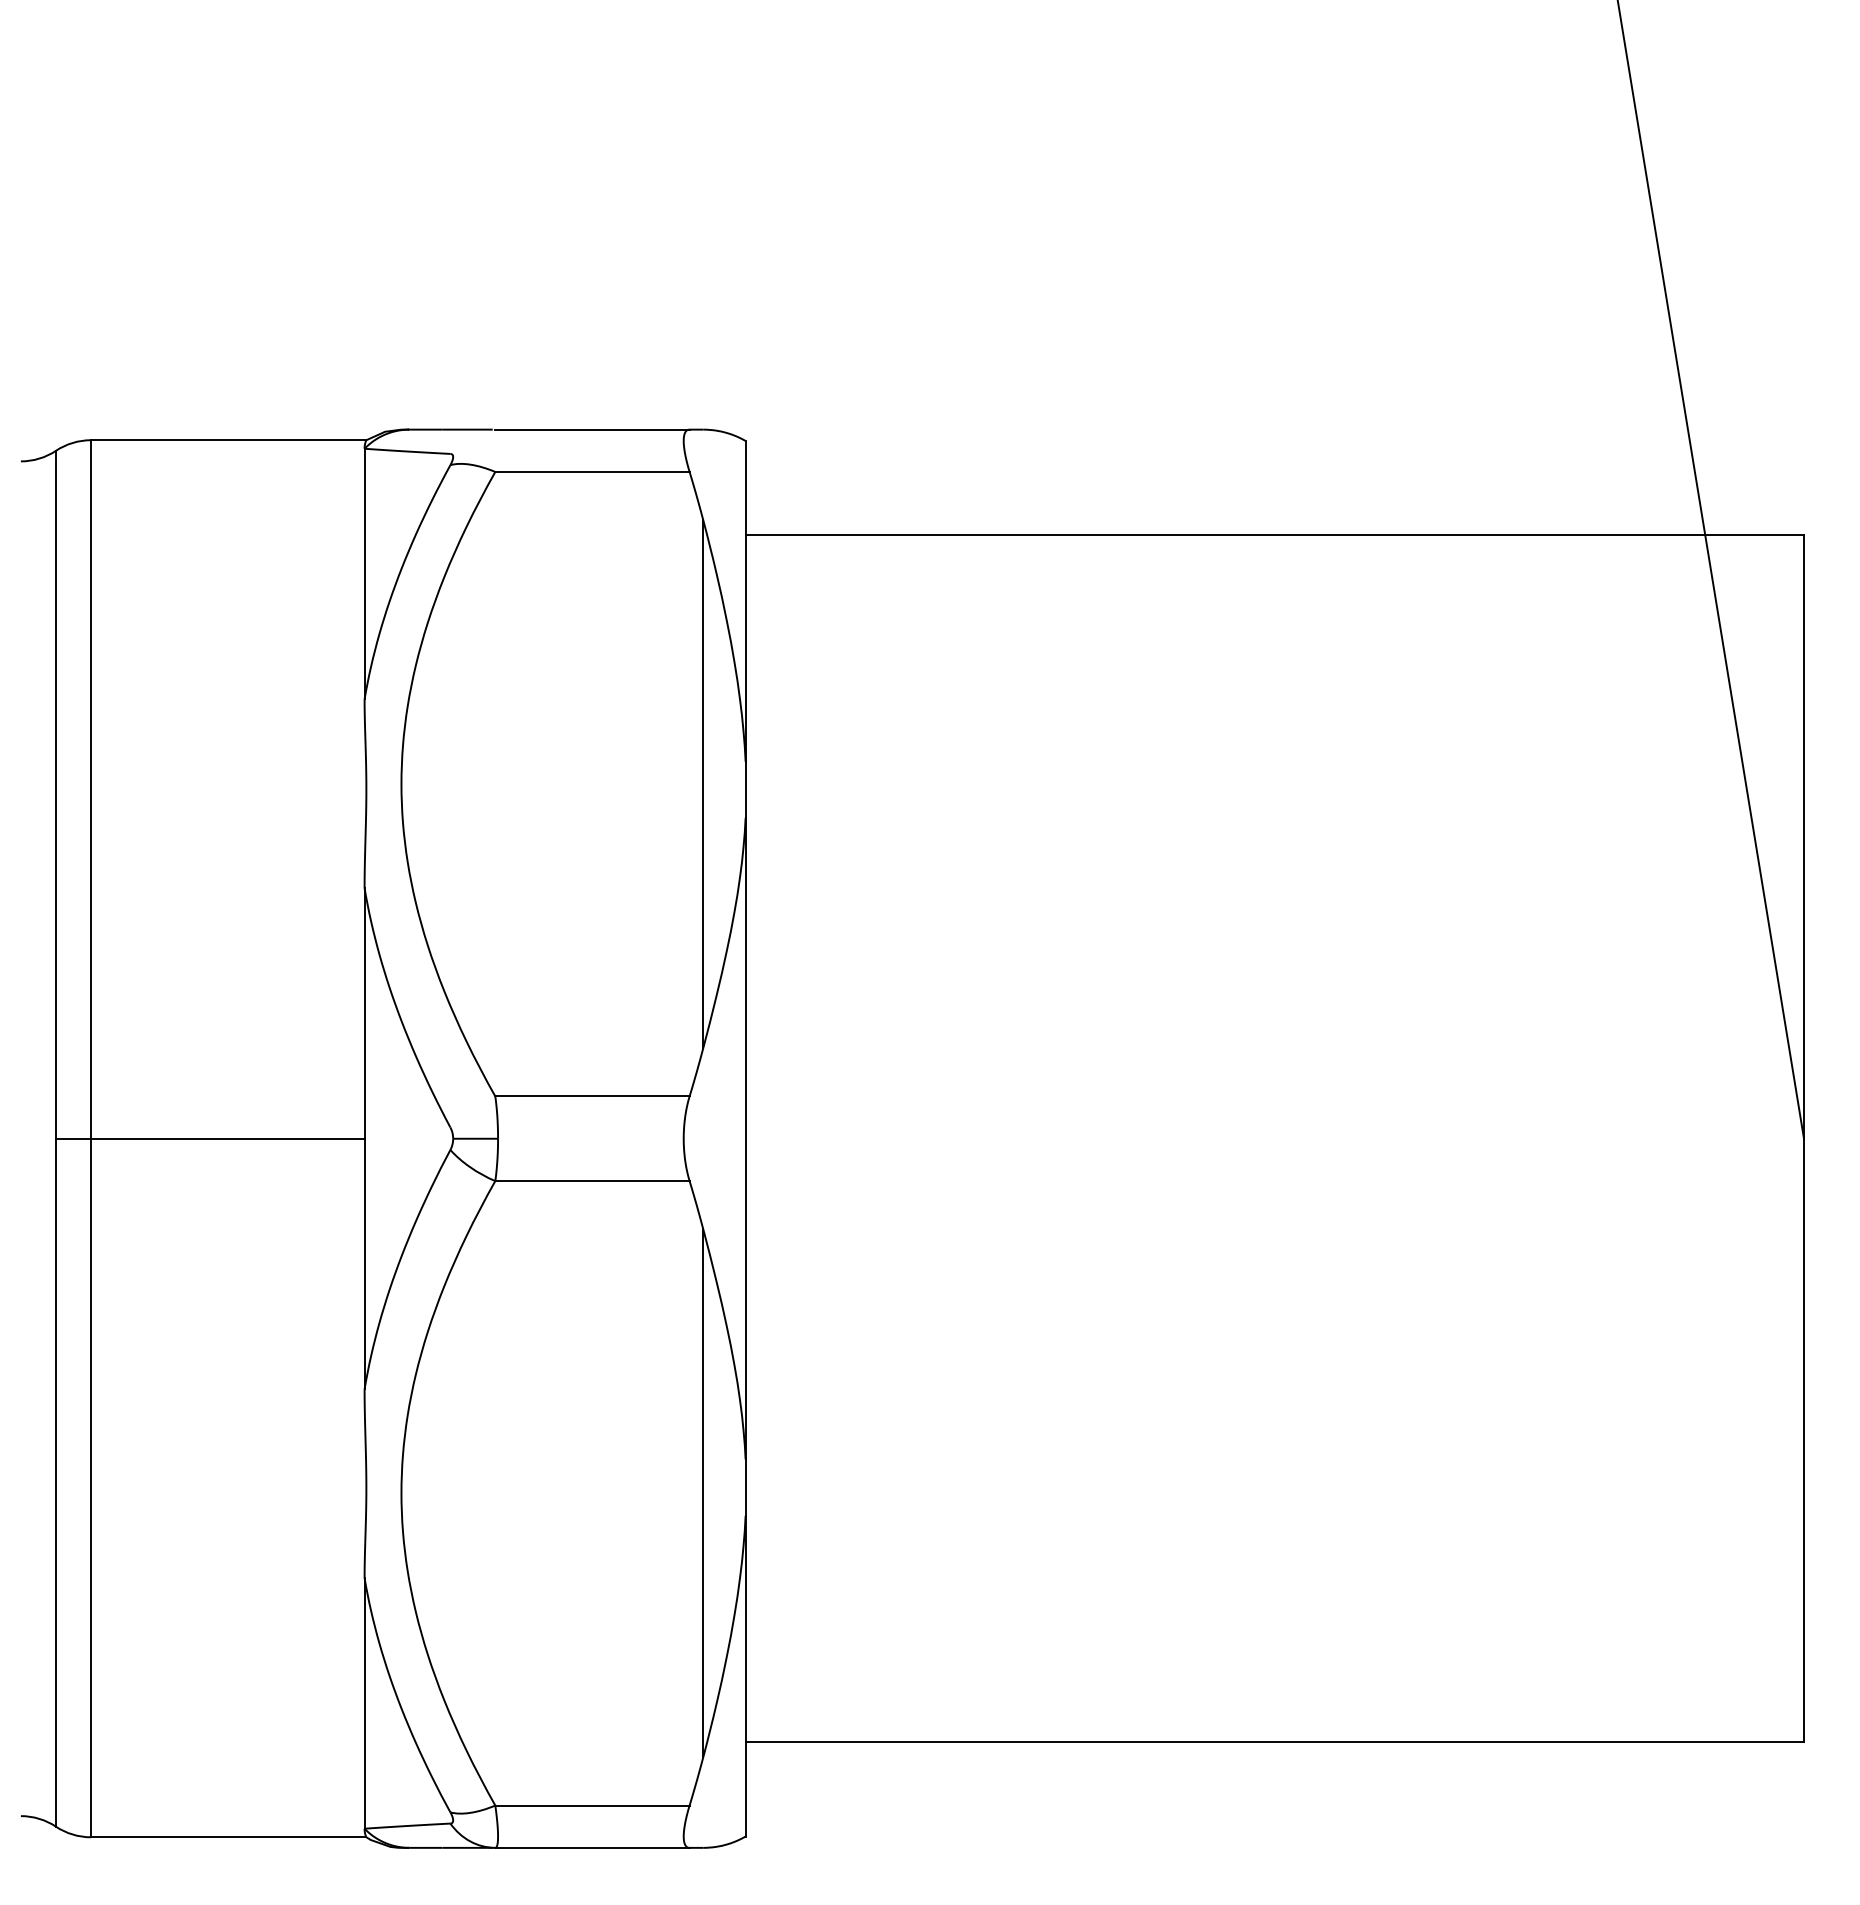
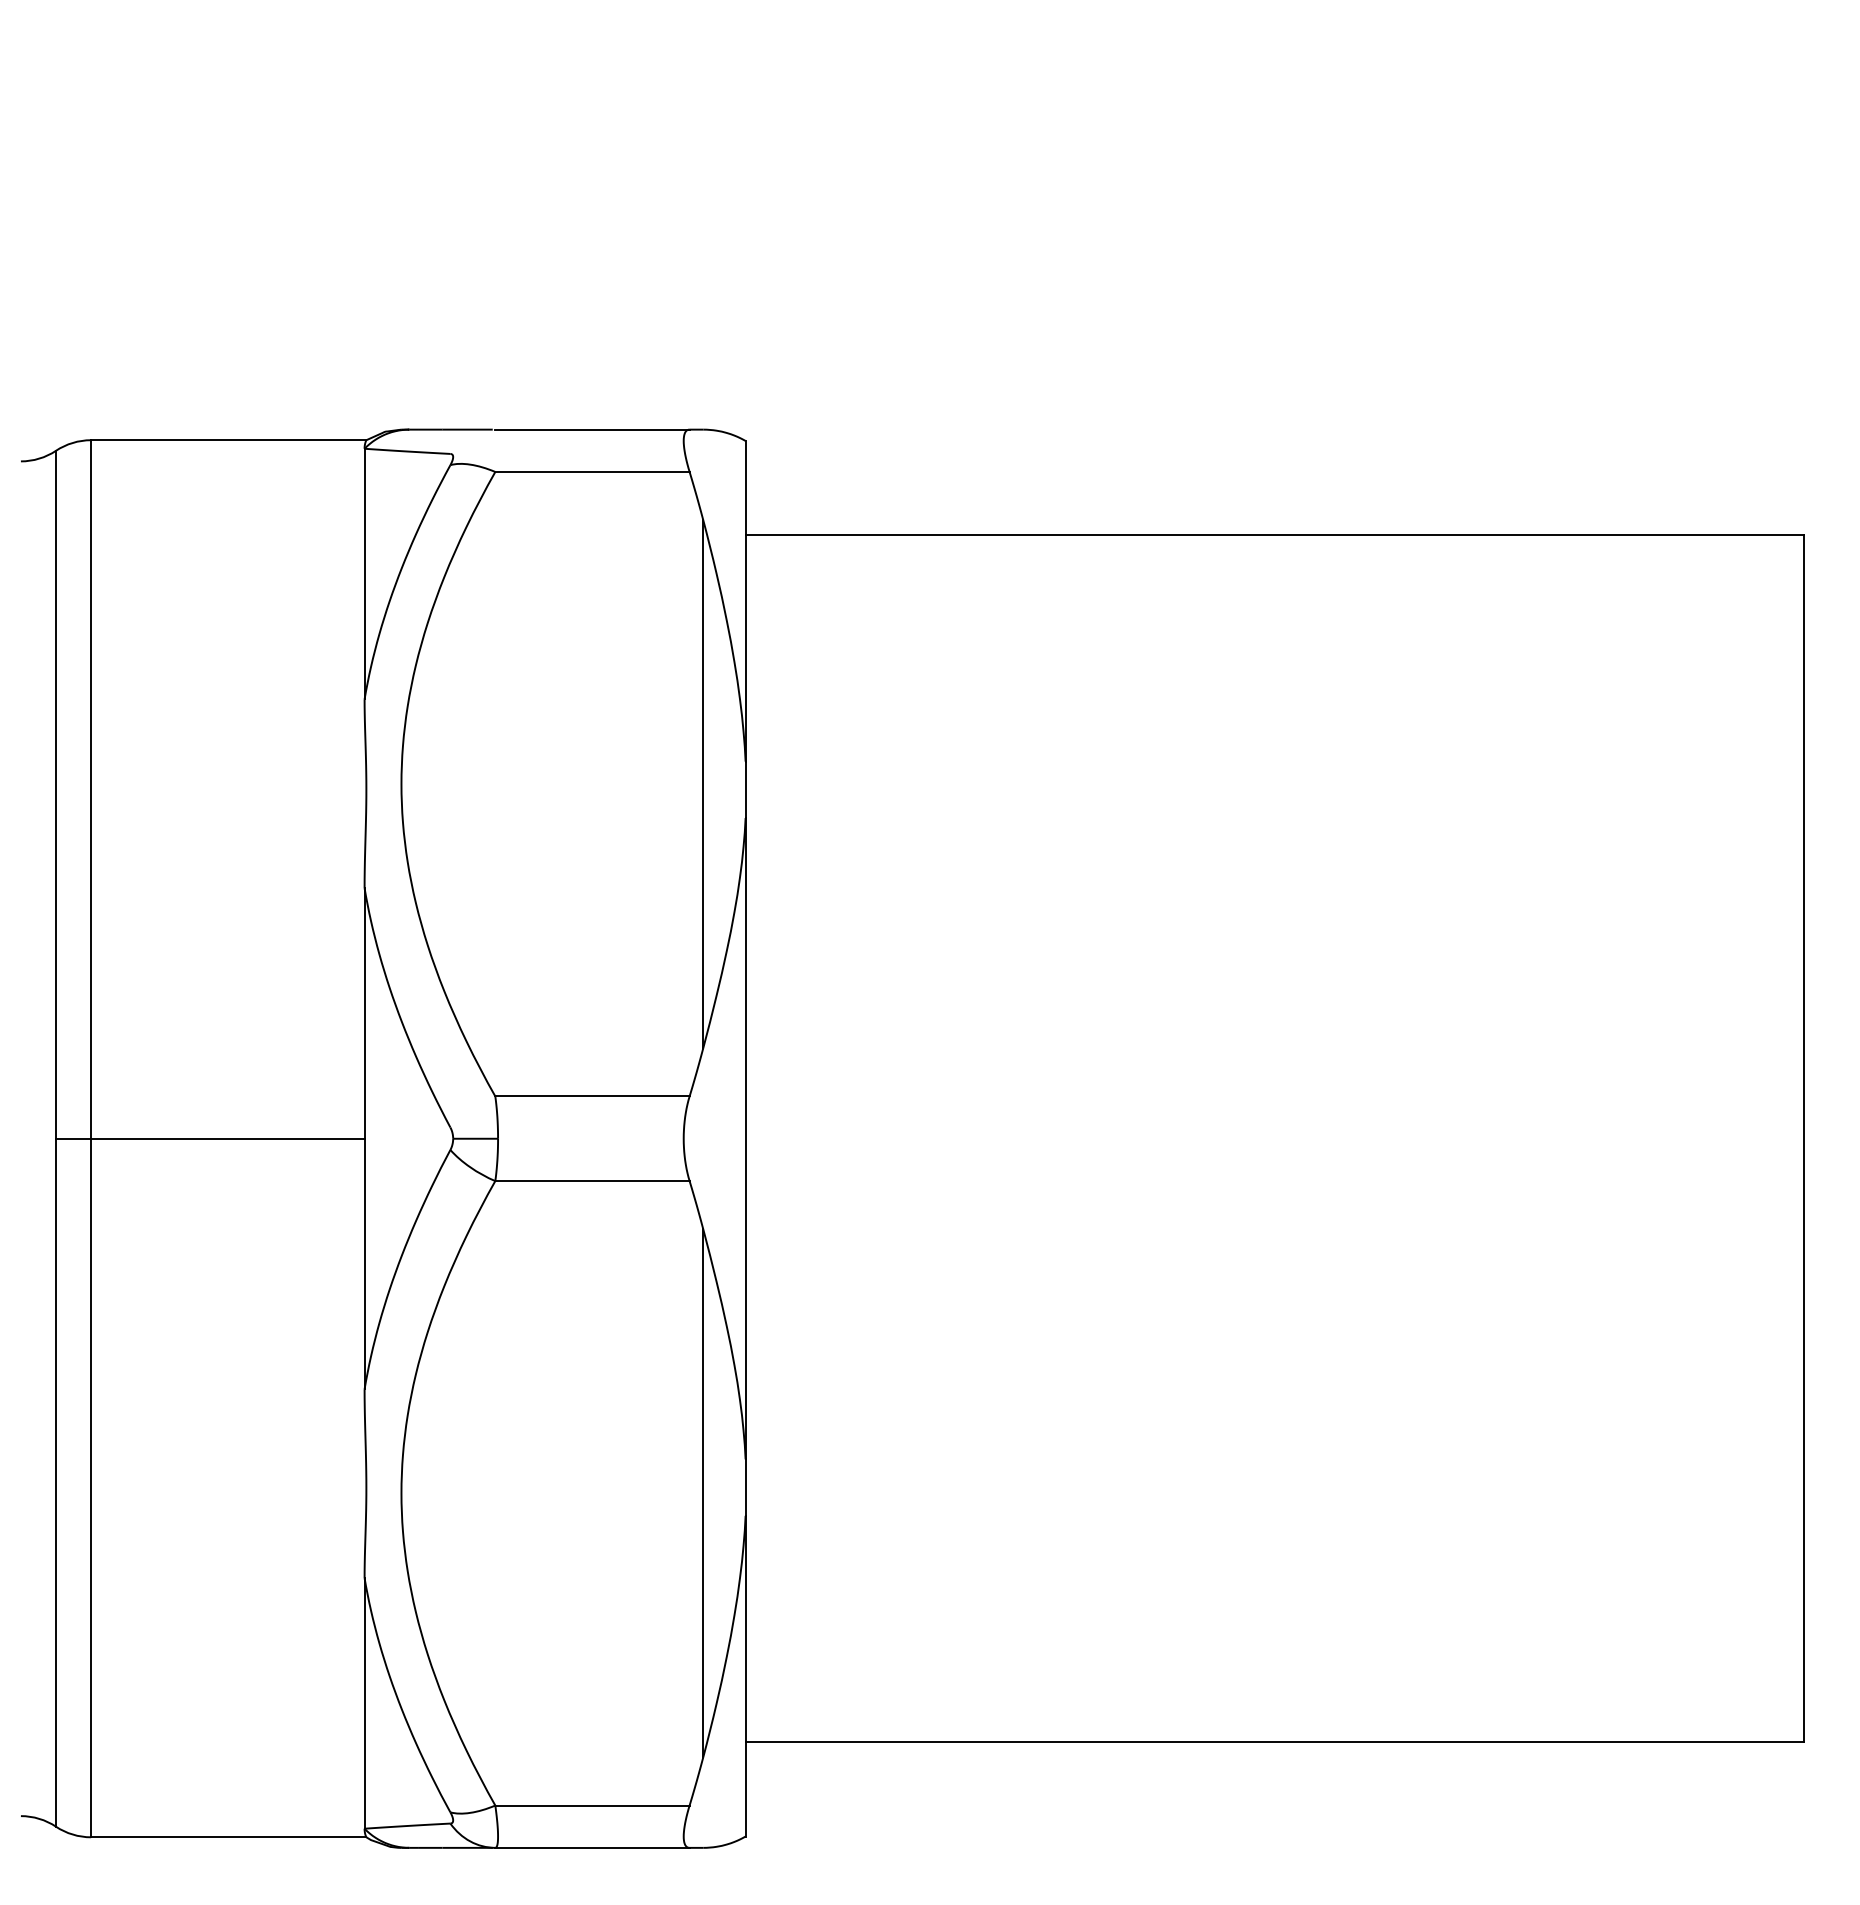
line: present -> none (1710, 570)
